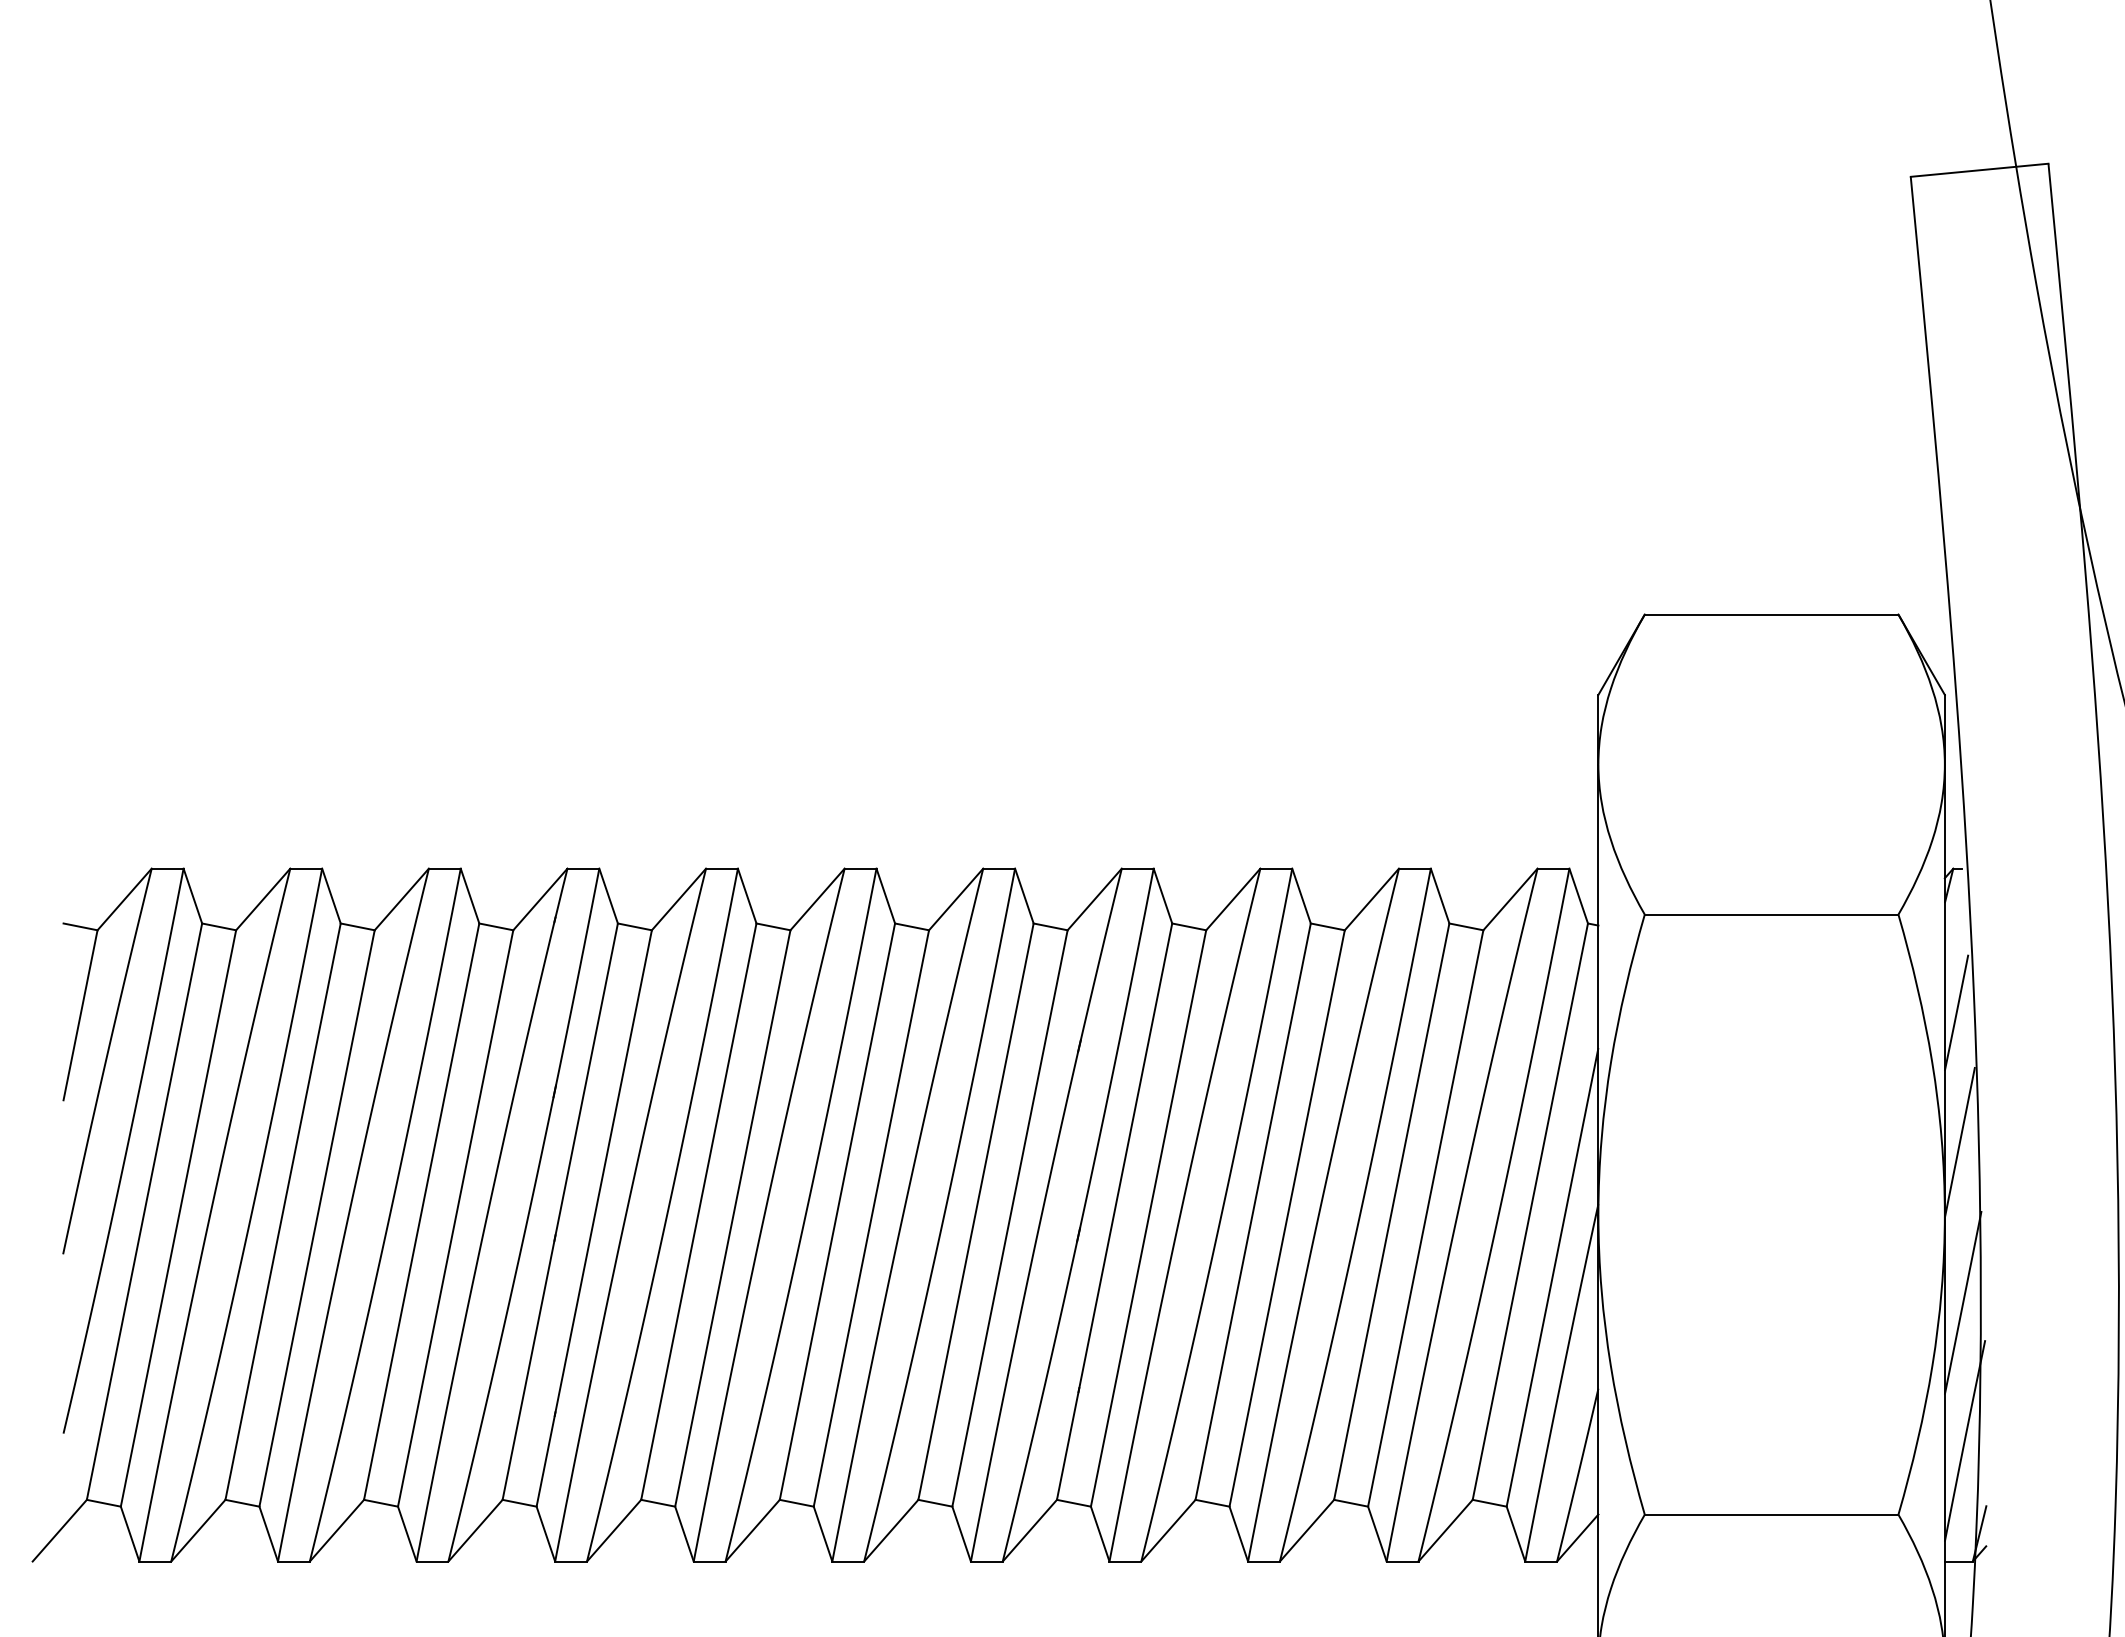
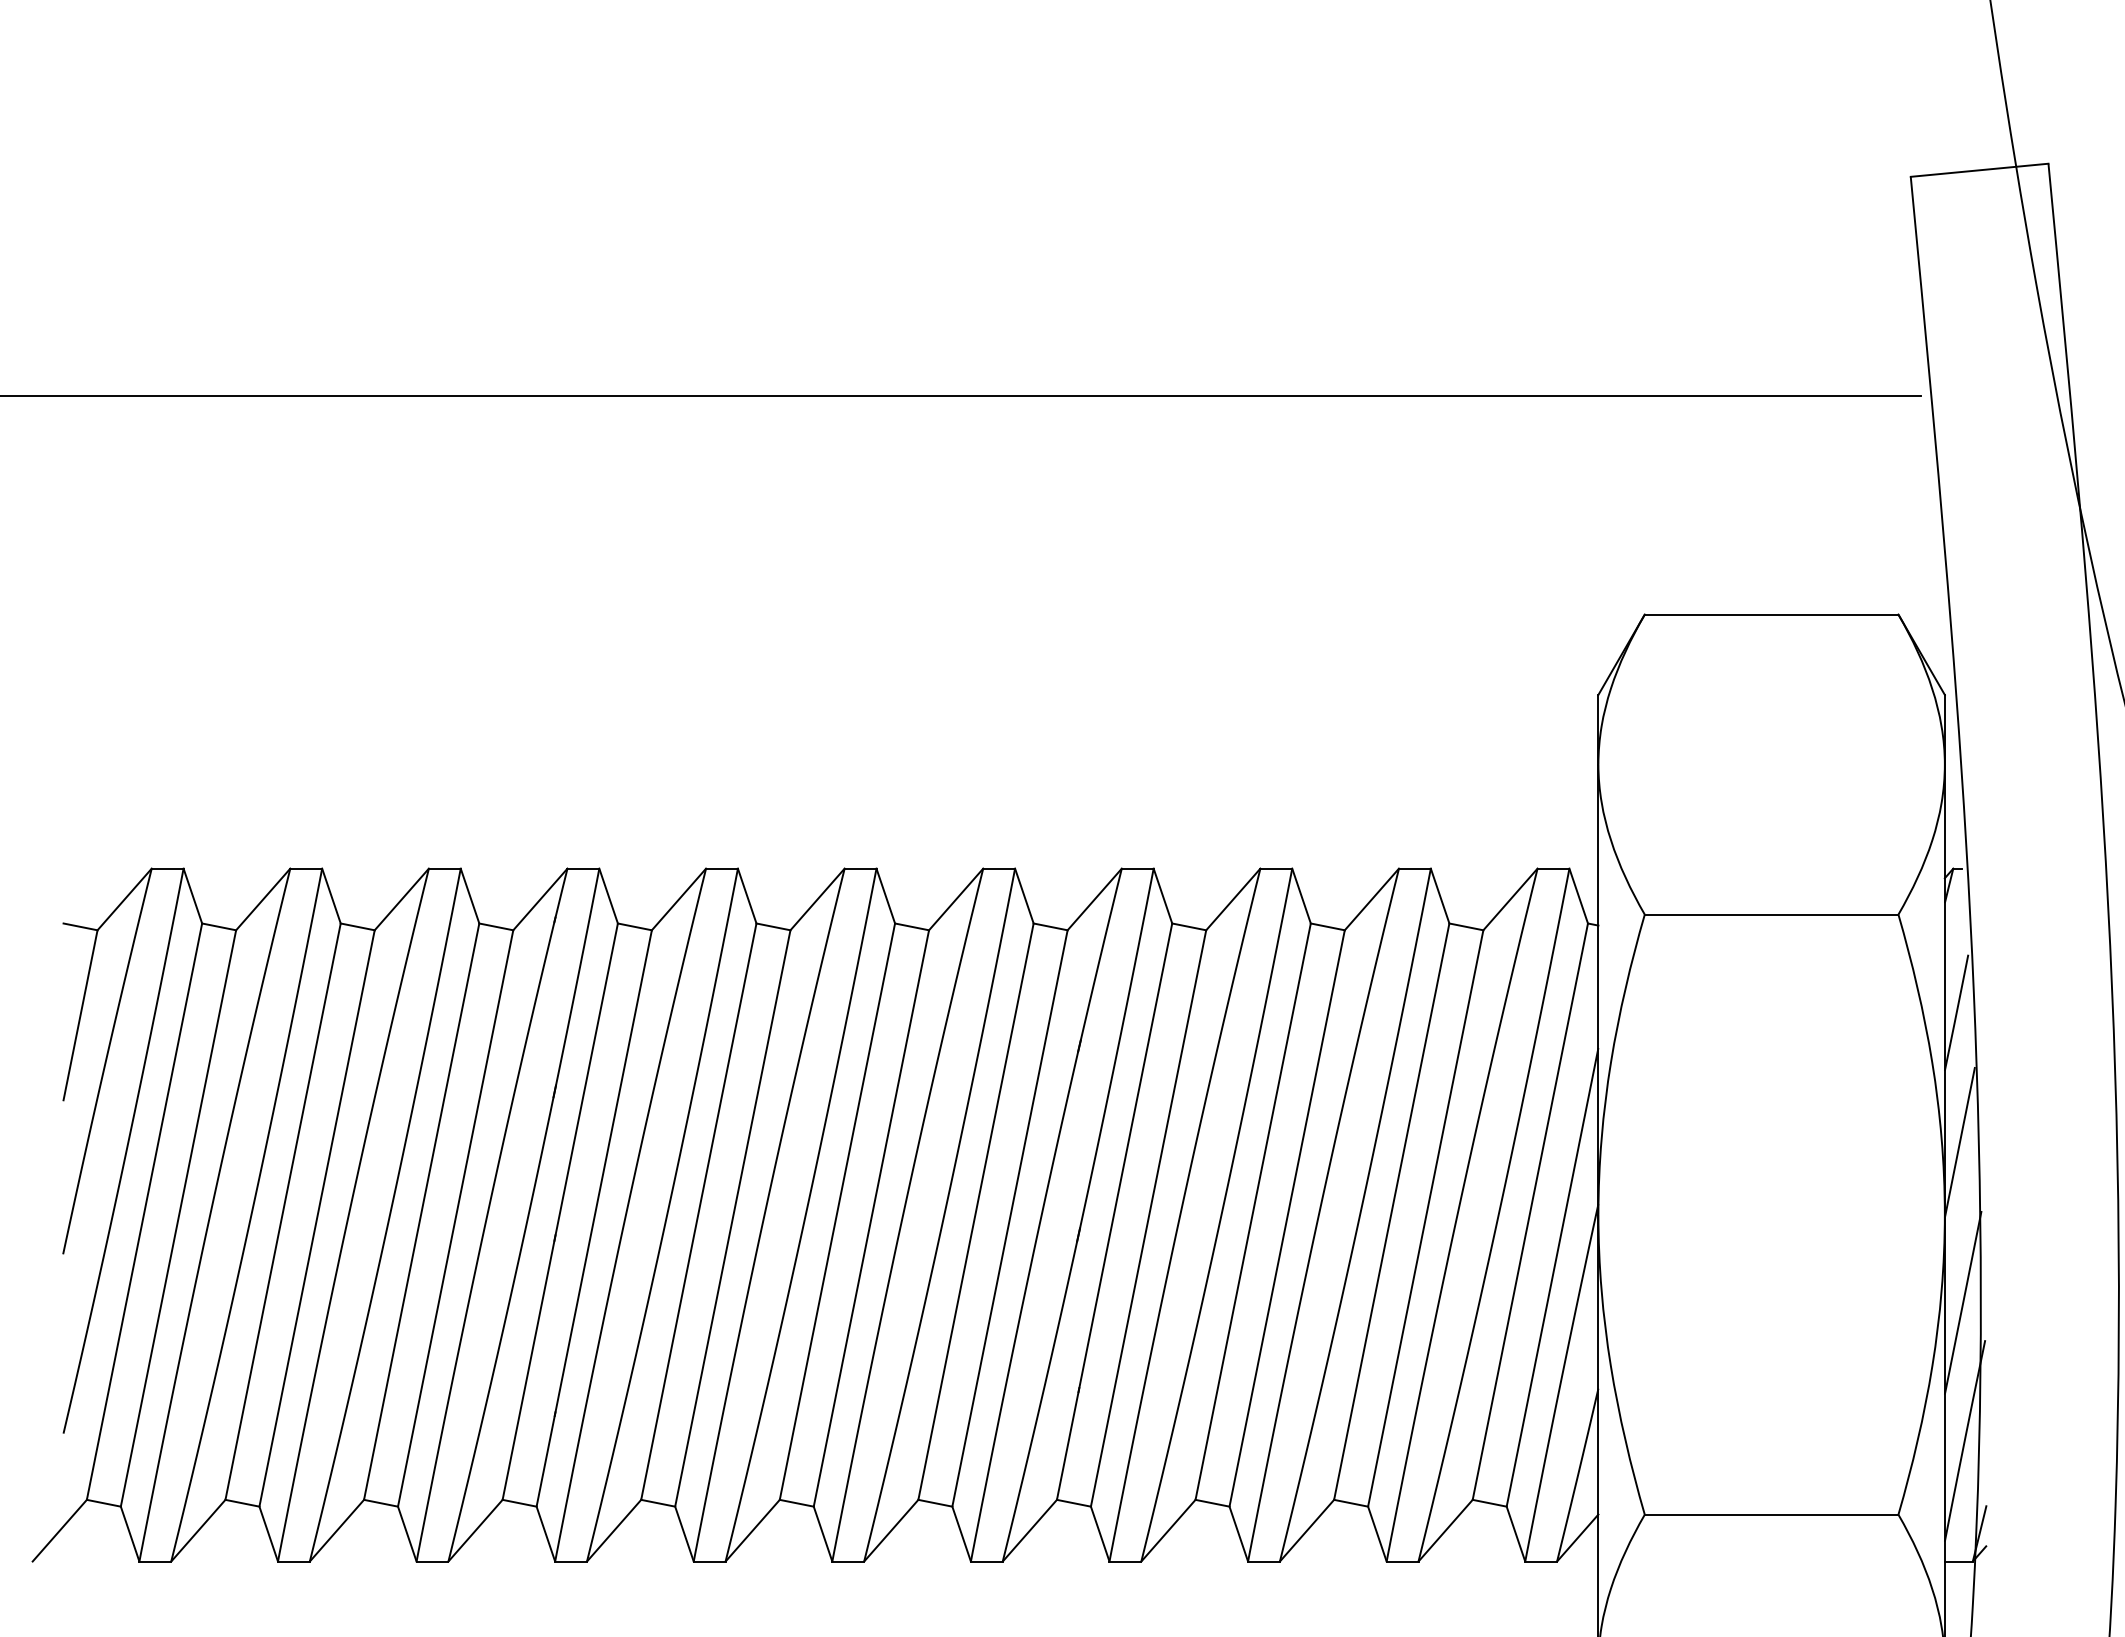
line: none -> present (961, 395)
